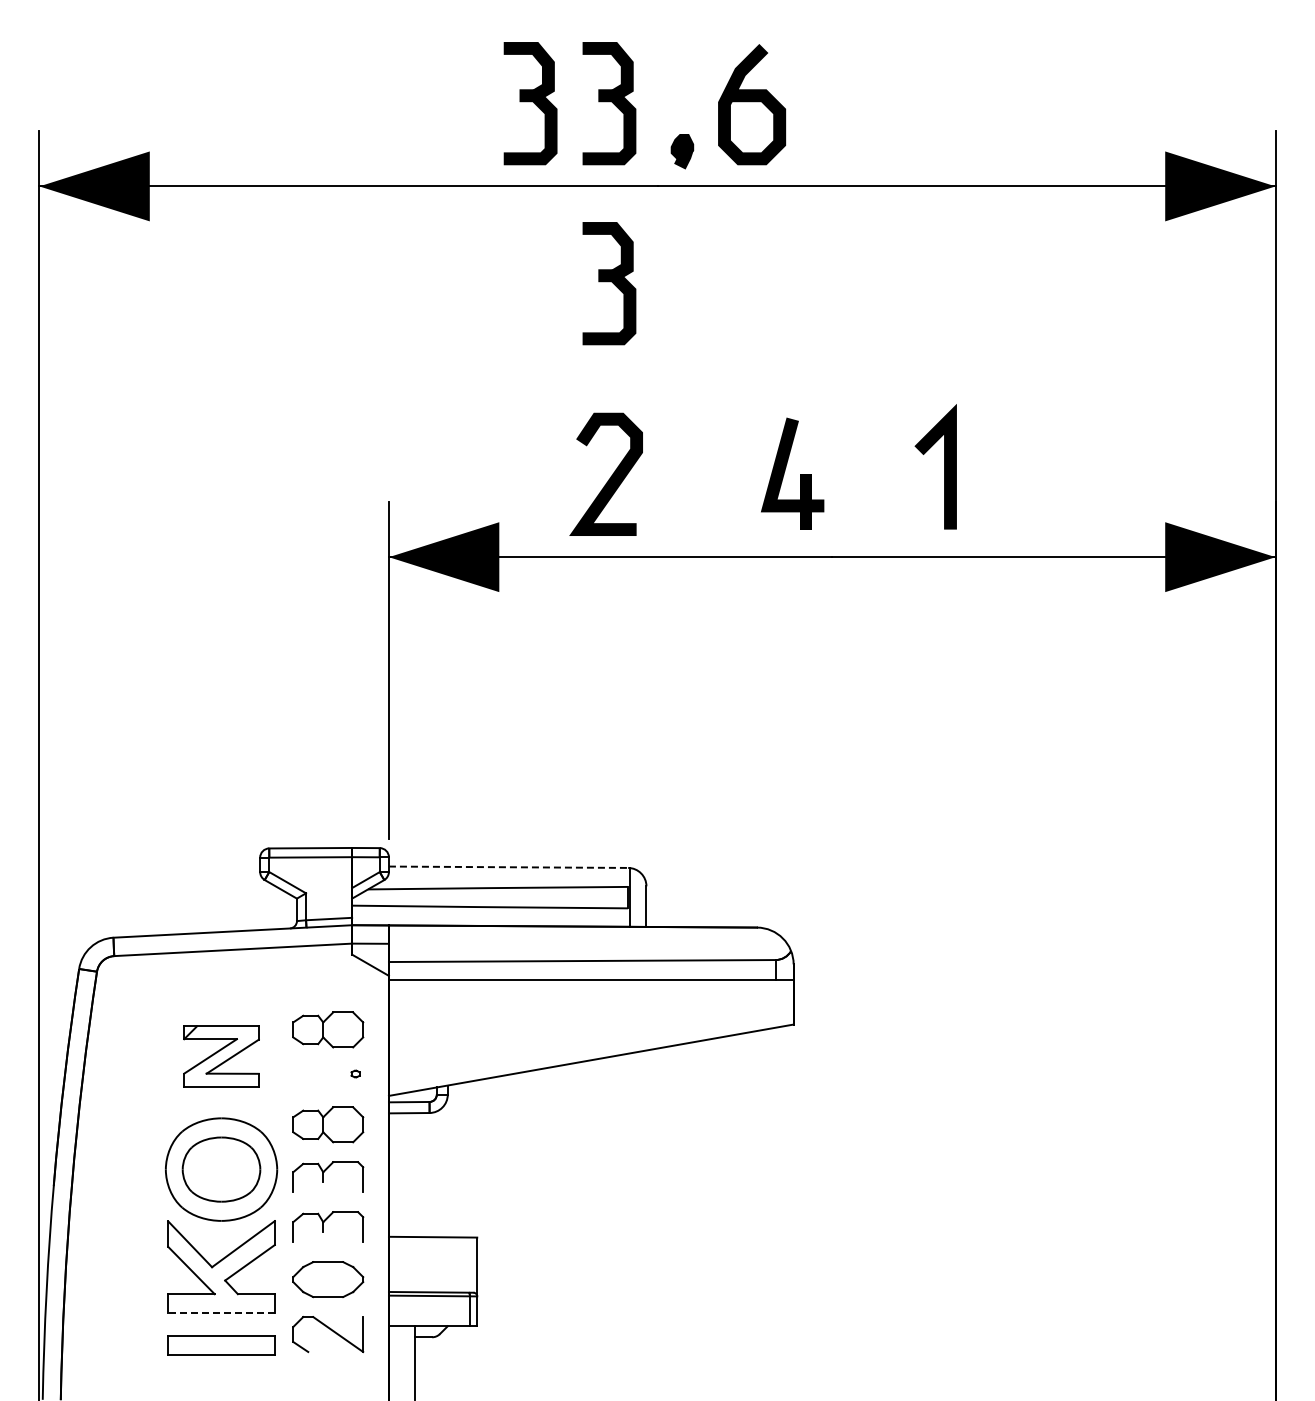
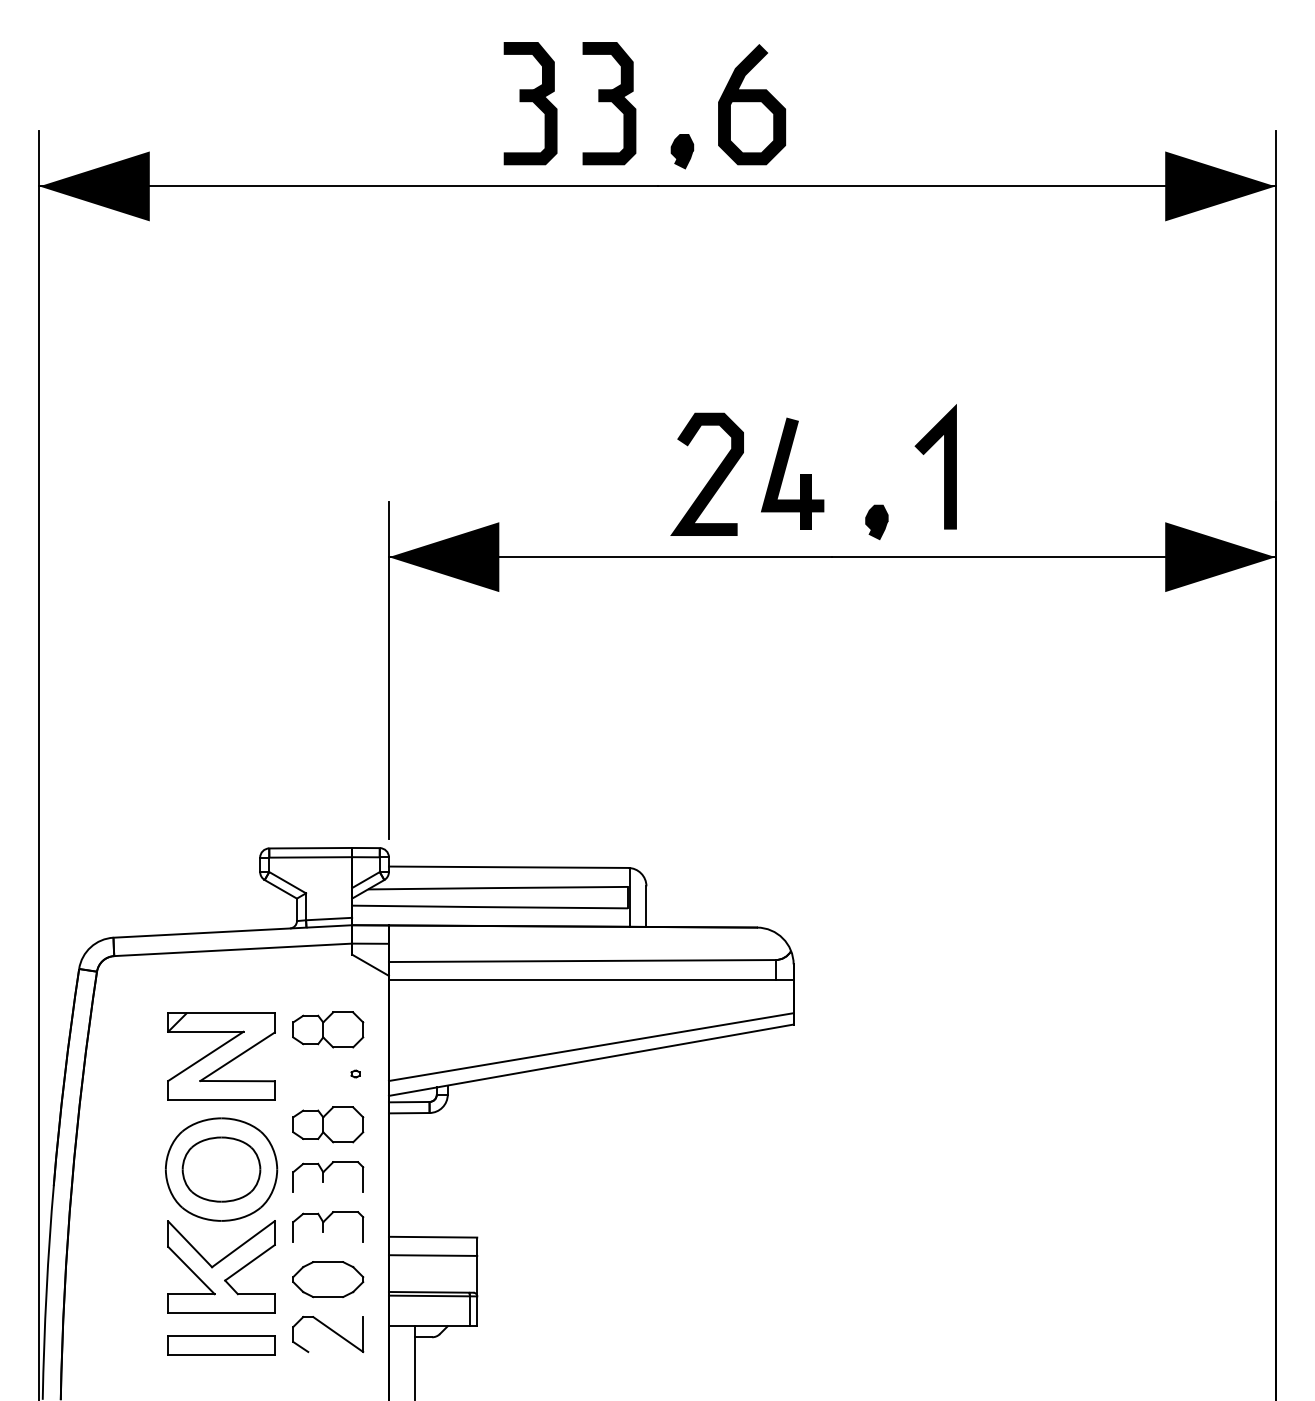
part: present -> none (609, 283)
curve position: (610, 476) -> (711, 476) (711, 476)
part: none -> present (876, 522)
line: dashed -> solid (508, 867)
line: none -> present (590, 1047)
part size: 77x63 px -> 109x89 px (221, 1056)
line: none -> present (432, 1255)
line: dashed -> solid (221, 1313)
